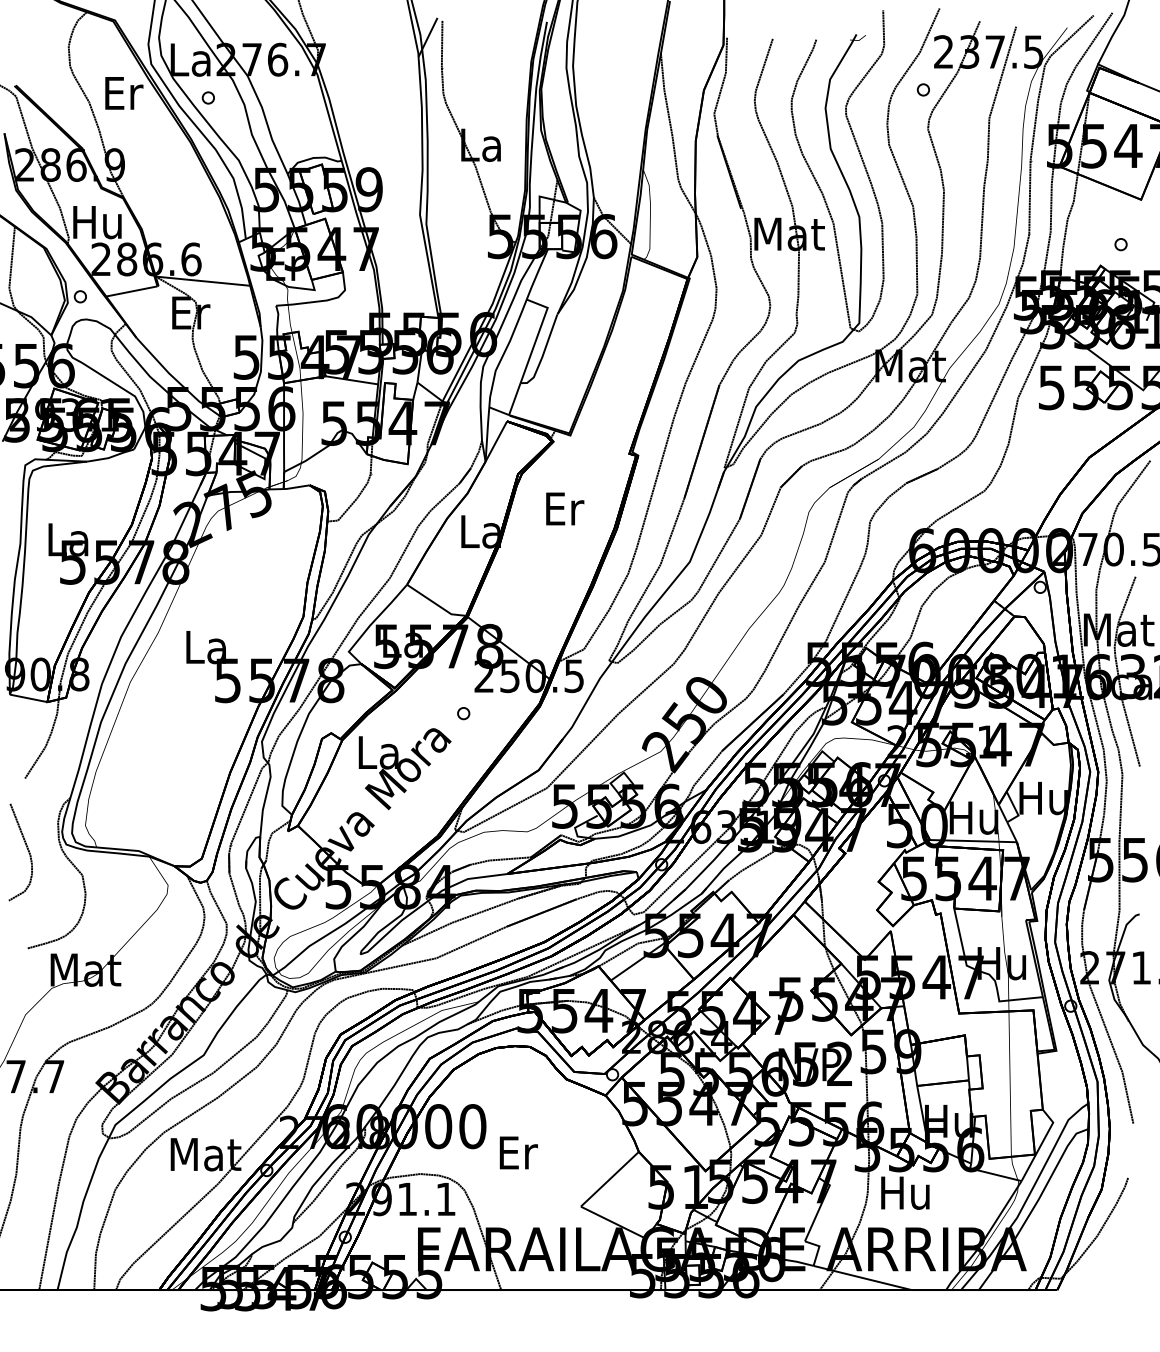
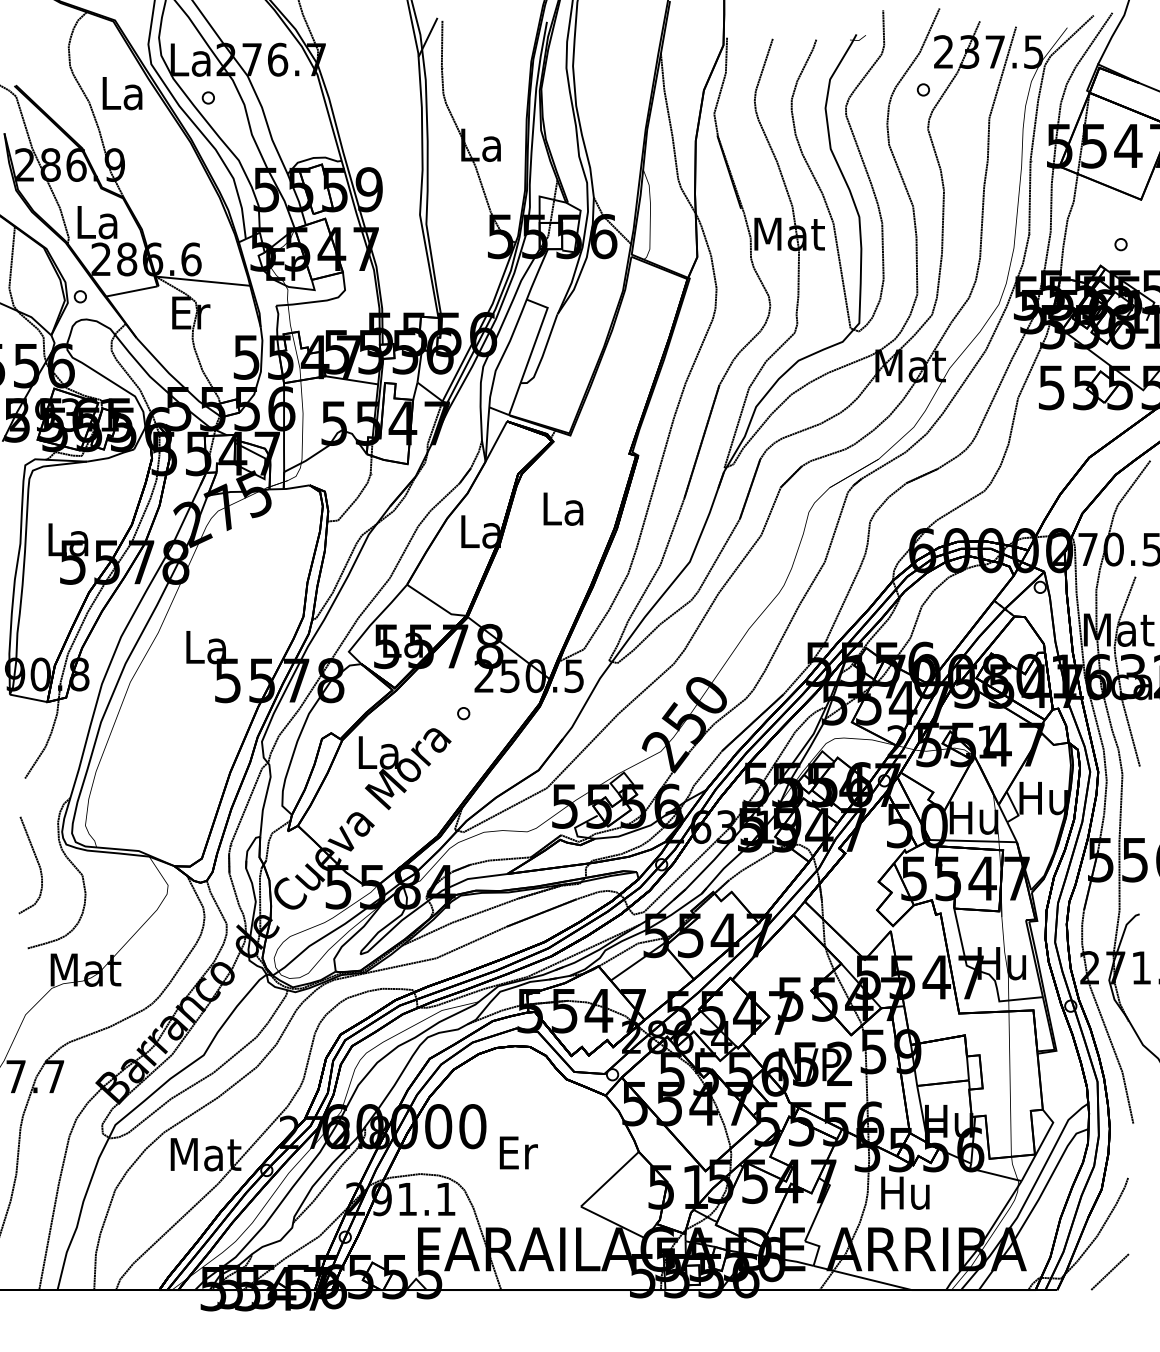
text: Er -> La (122, 93)
text: Hu -> La (97, 222)
text: Er -> La (563, 508)
curve position: (26, 848) -> (36, 861) (36, 861)
line: none -> present (1109, 1271)
